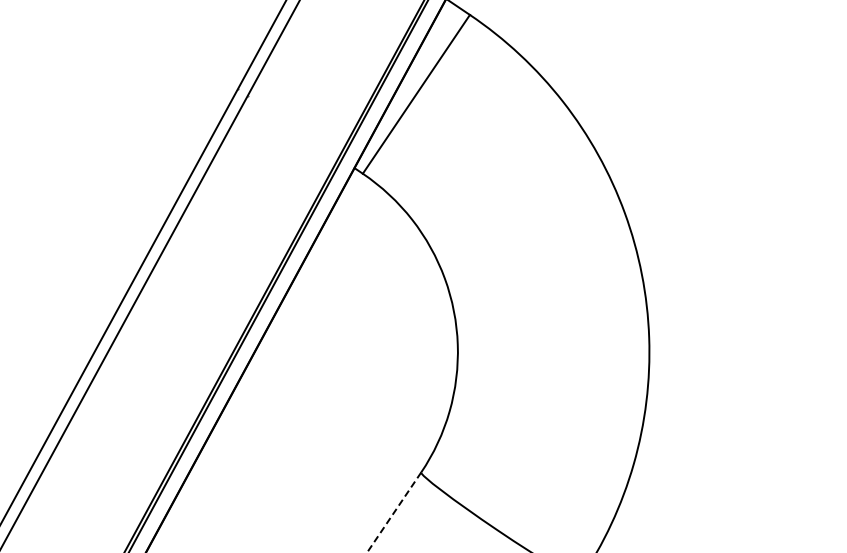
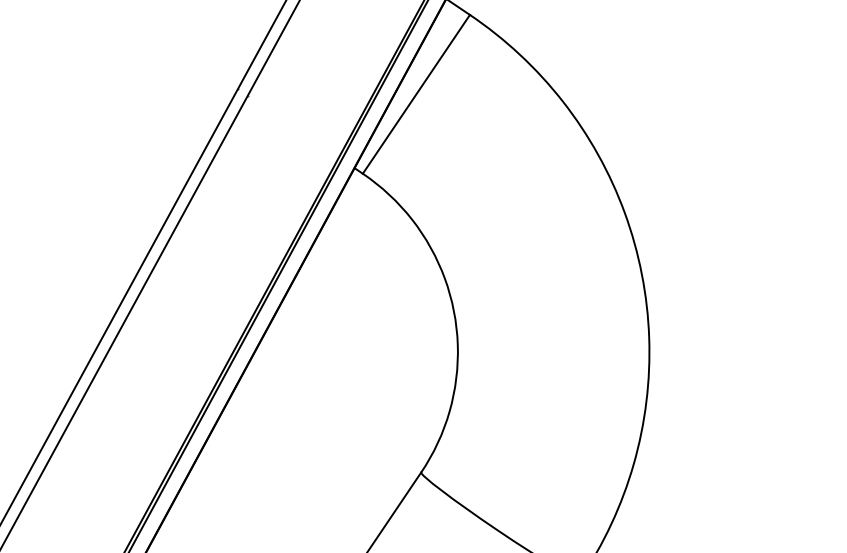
line: dashed -> solid (393, 513)
